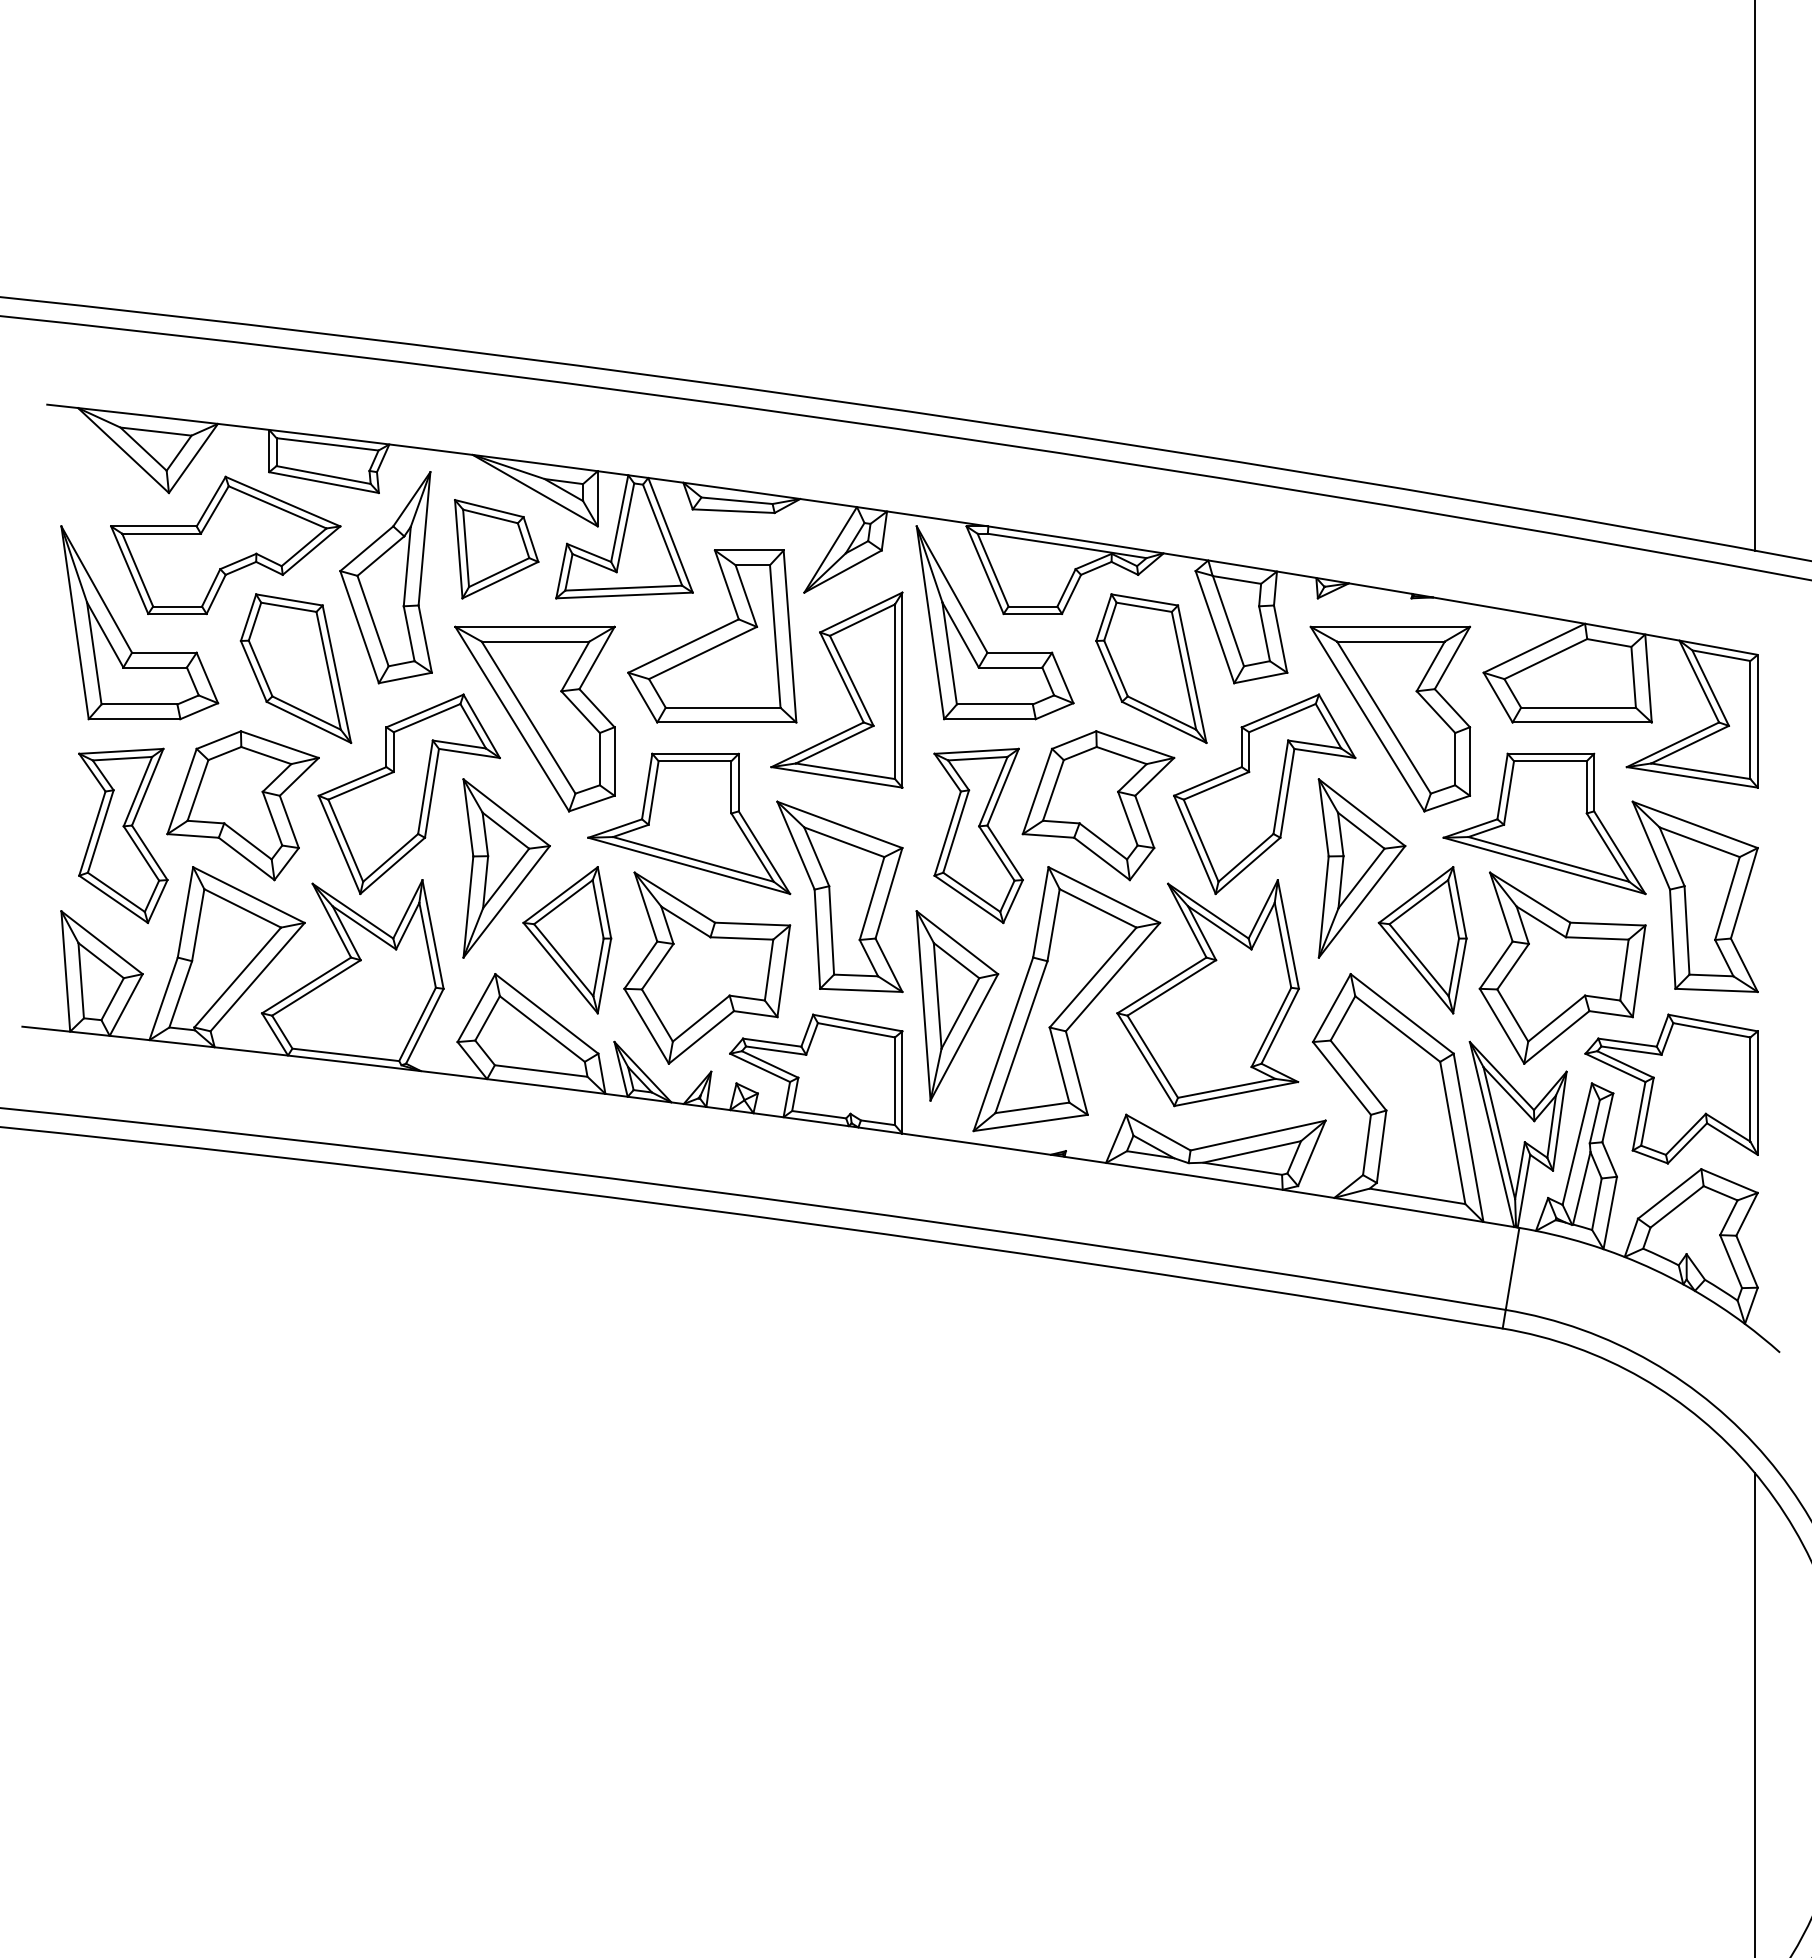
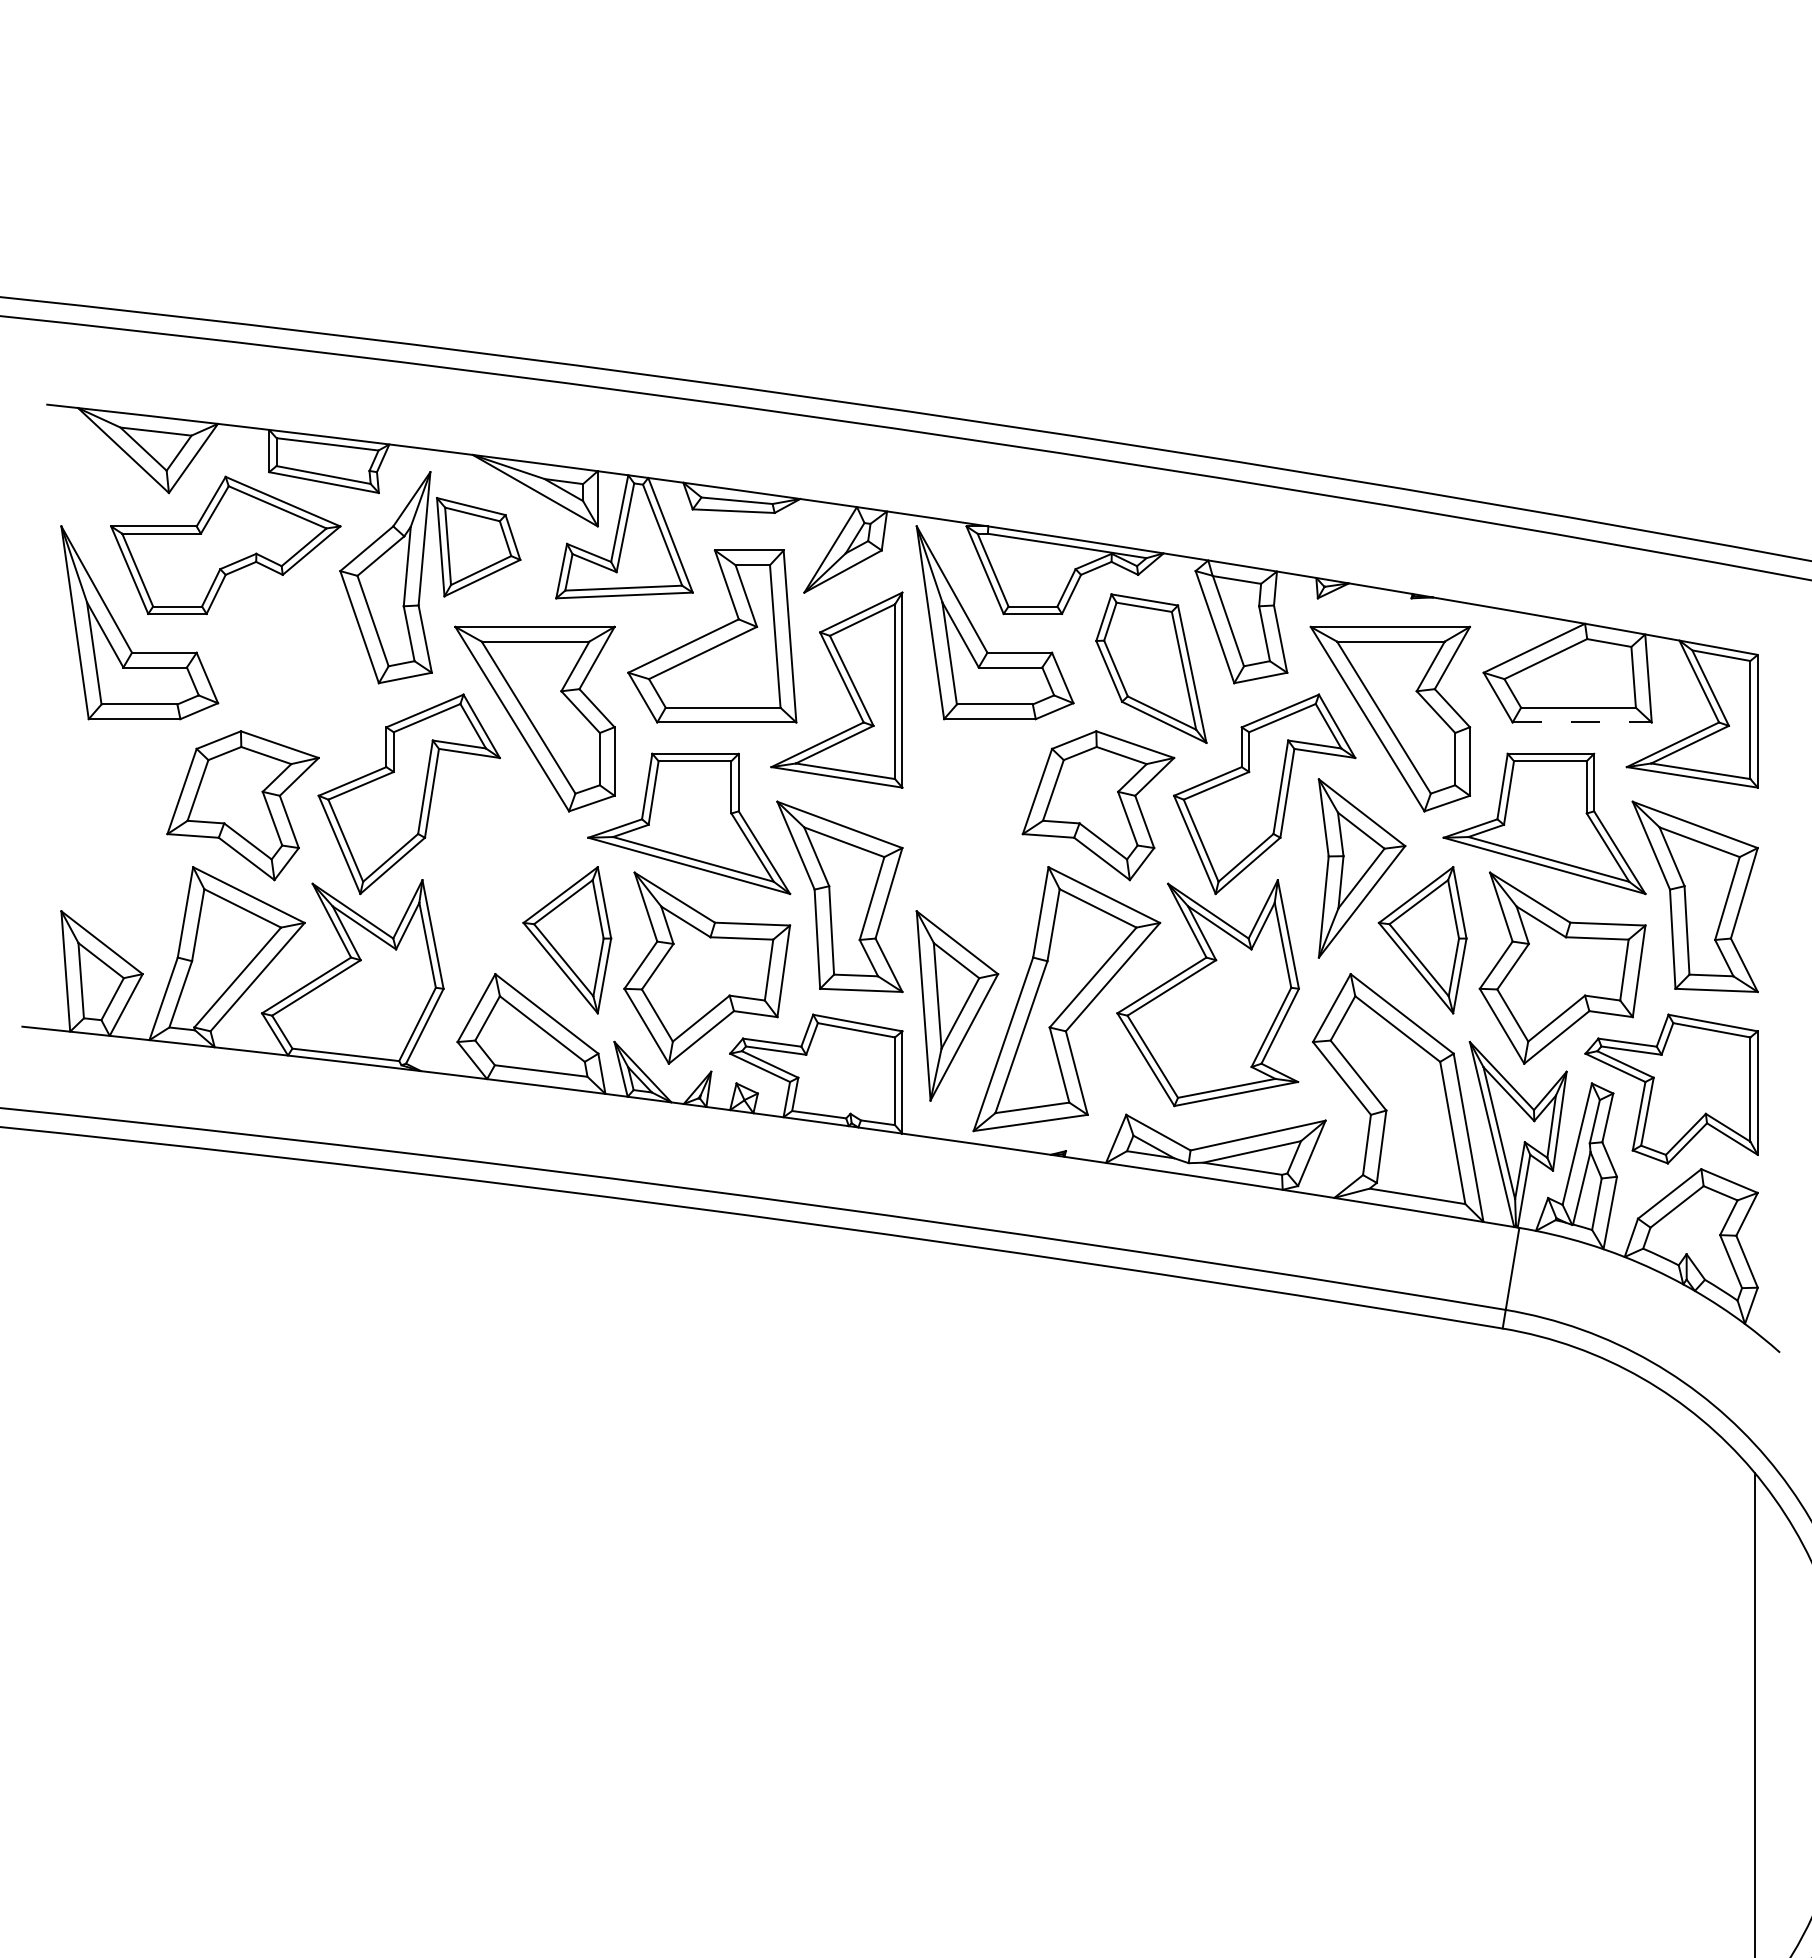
line: present -> none (1754, 276)
part position: (496, 549) -> (478, 547) (478, 547)
part: present -> none (295, 668)
line: solid -> dashed (1582, 722)
part: present -> none (123, 835)
part: present -> none (978, 835)
part: present -> none (506, 868)
